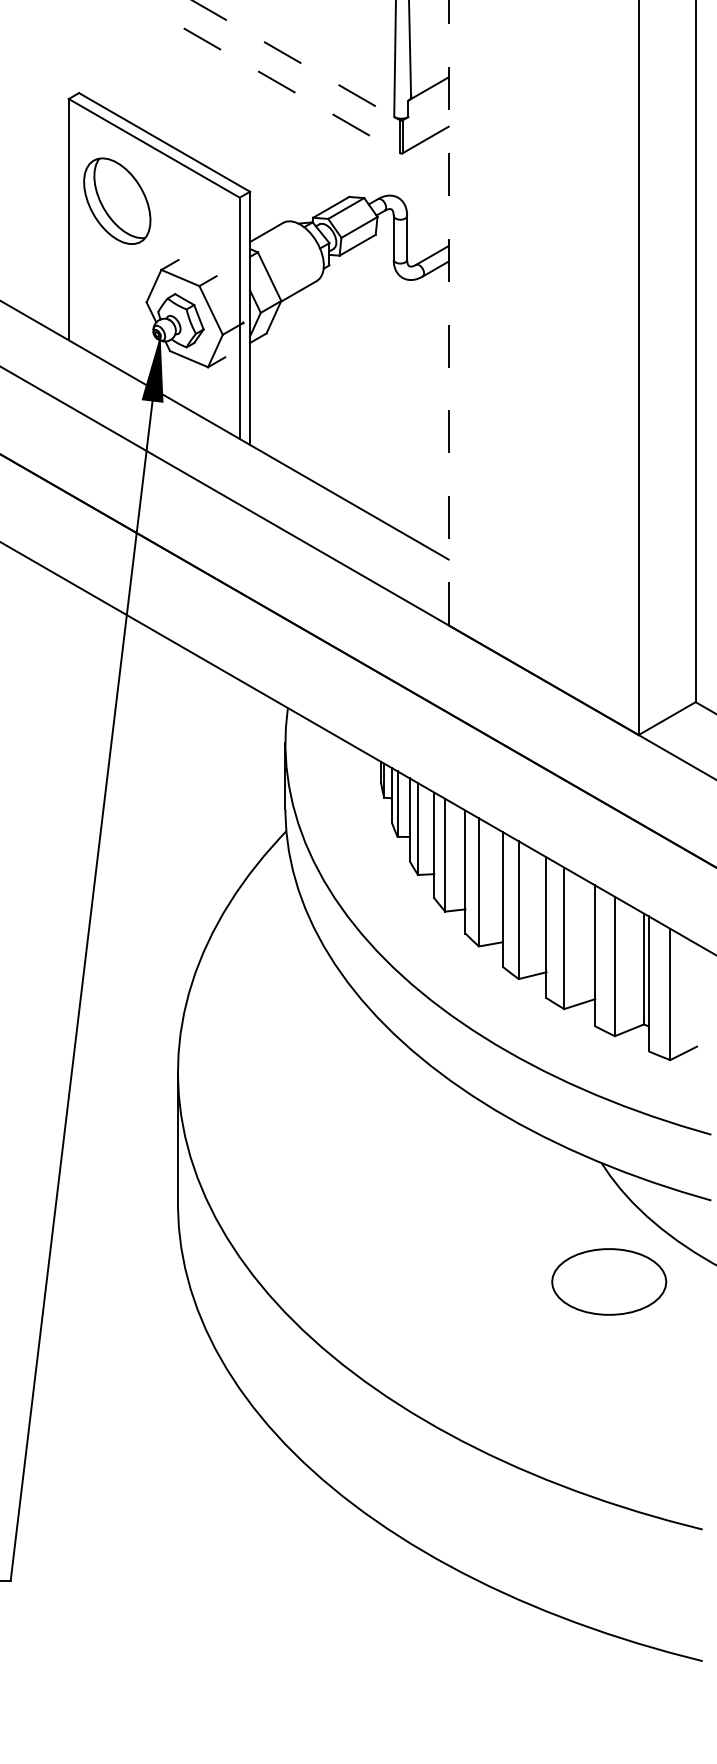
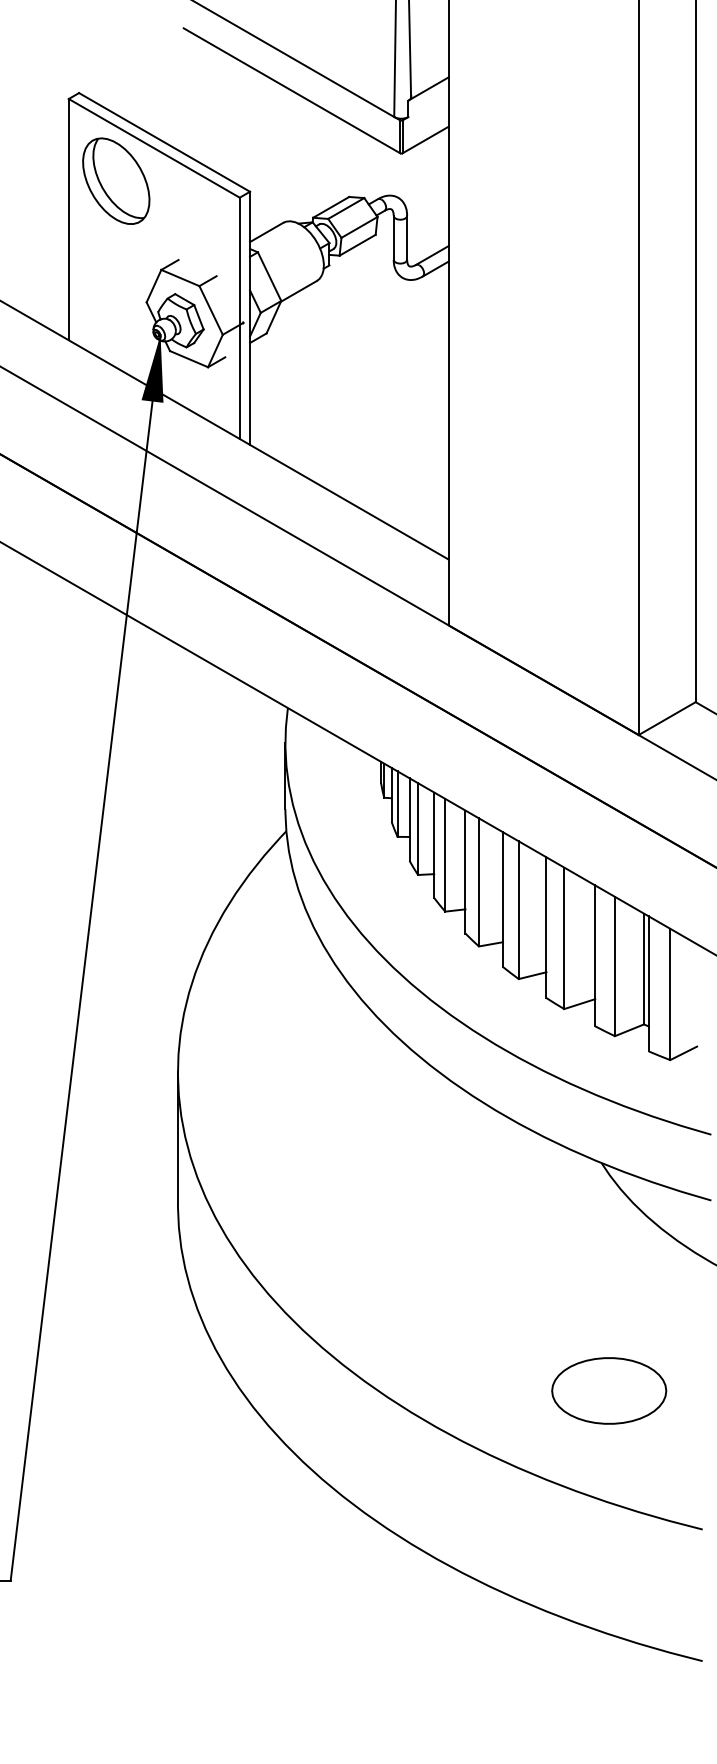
line: dashed -> solid (293, 58)
line: dashed -> solid (292, 91)
part position: (117, 200) -> (116, 180) (116, 180)
line: dashed -> solid (448, 312)
part position: (609, 1281) -> (609, 1390) (609, 1390)
